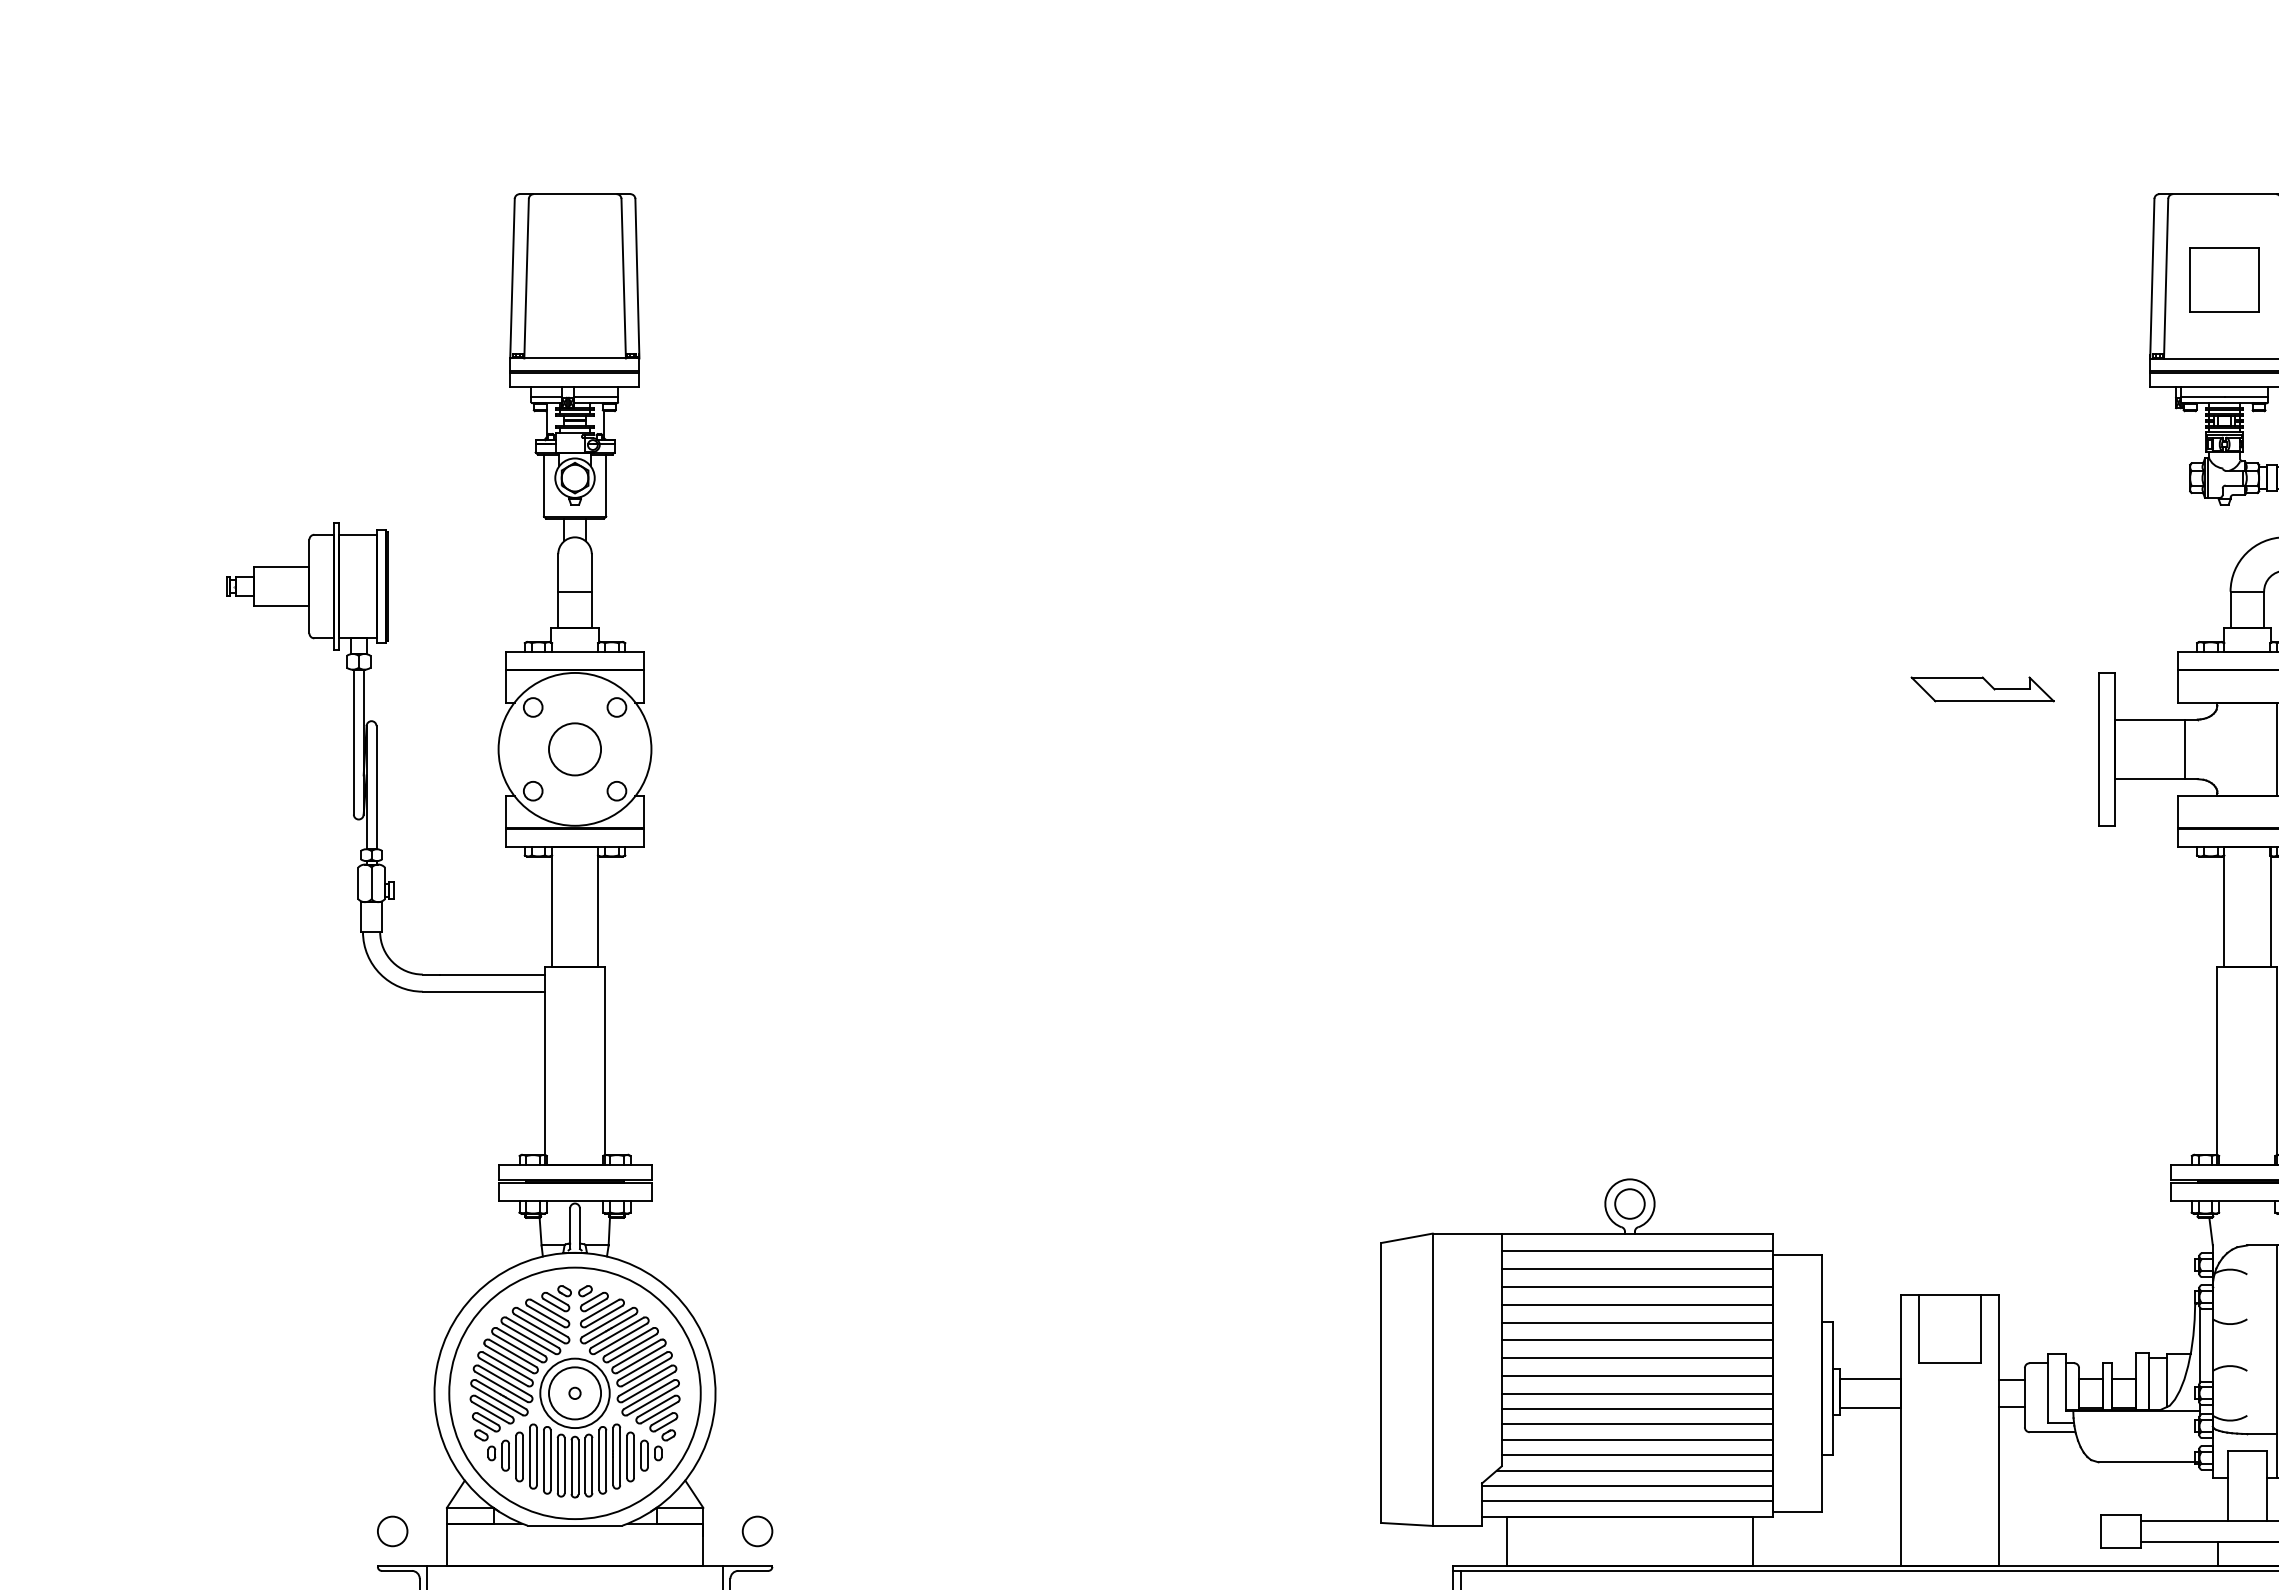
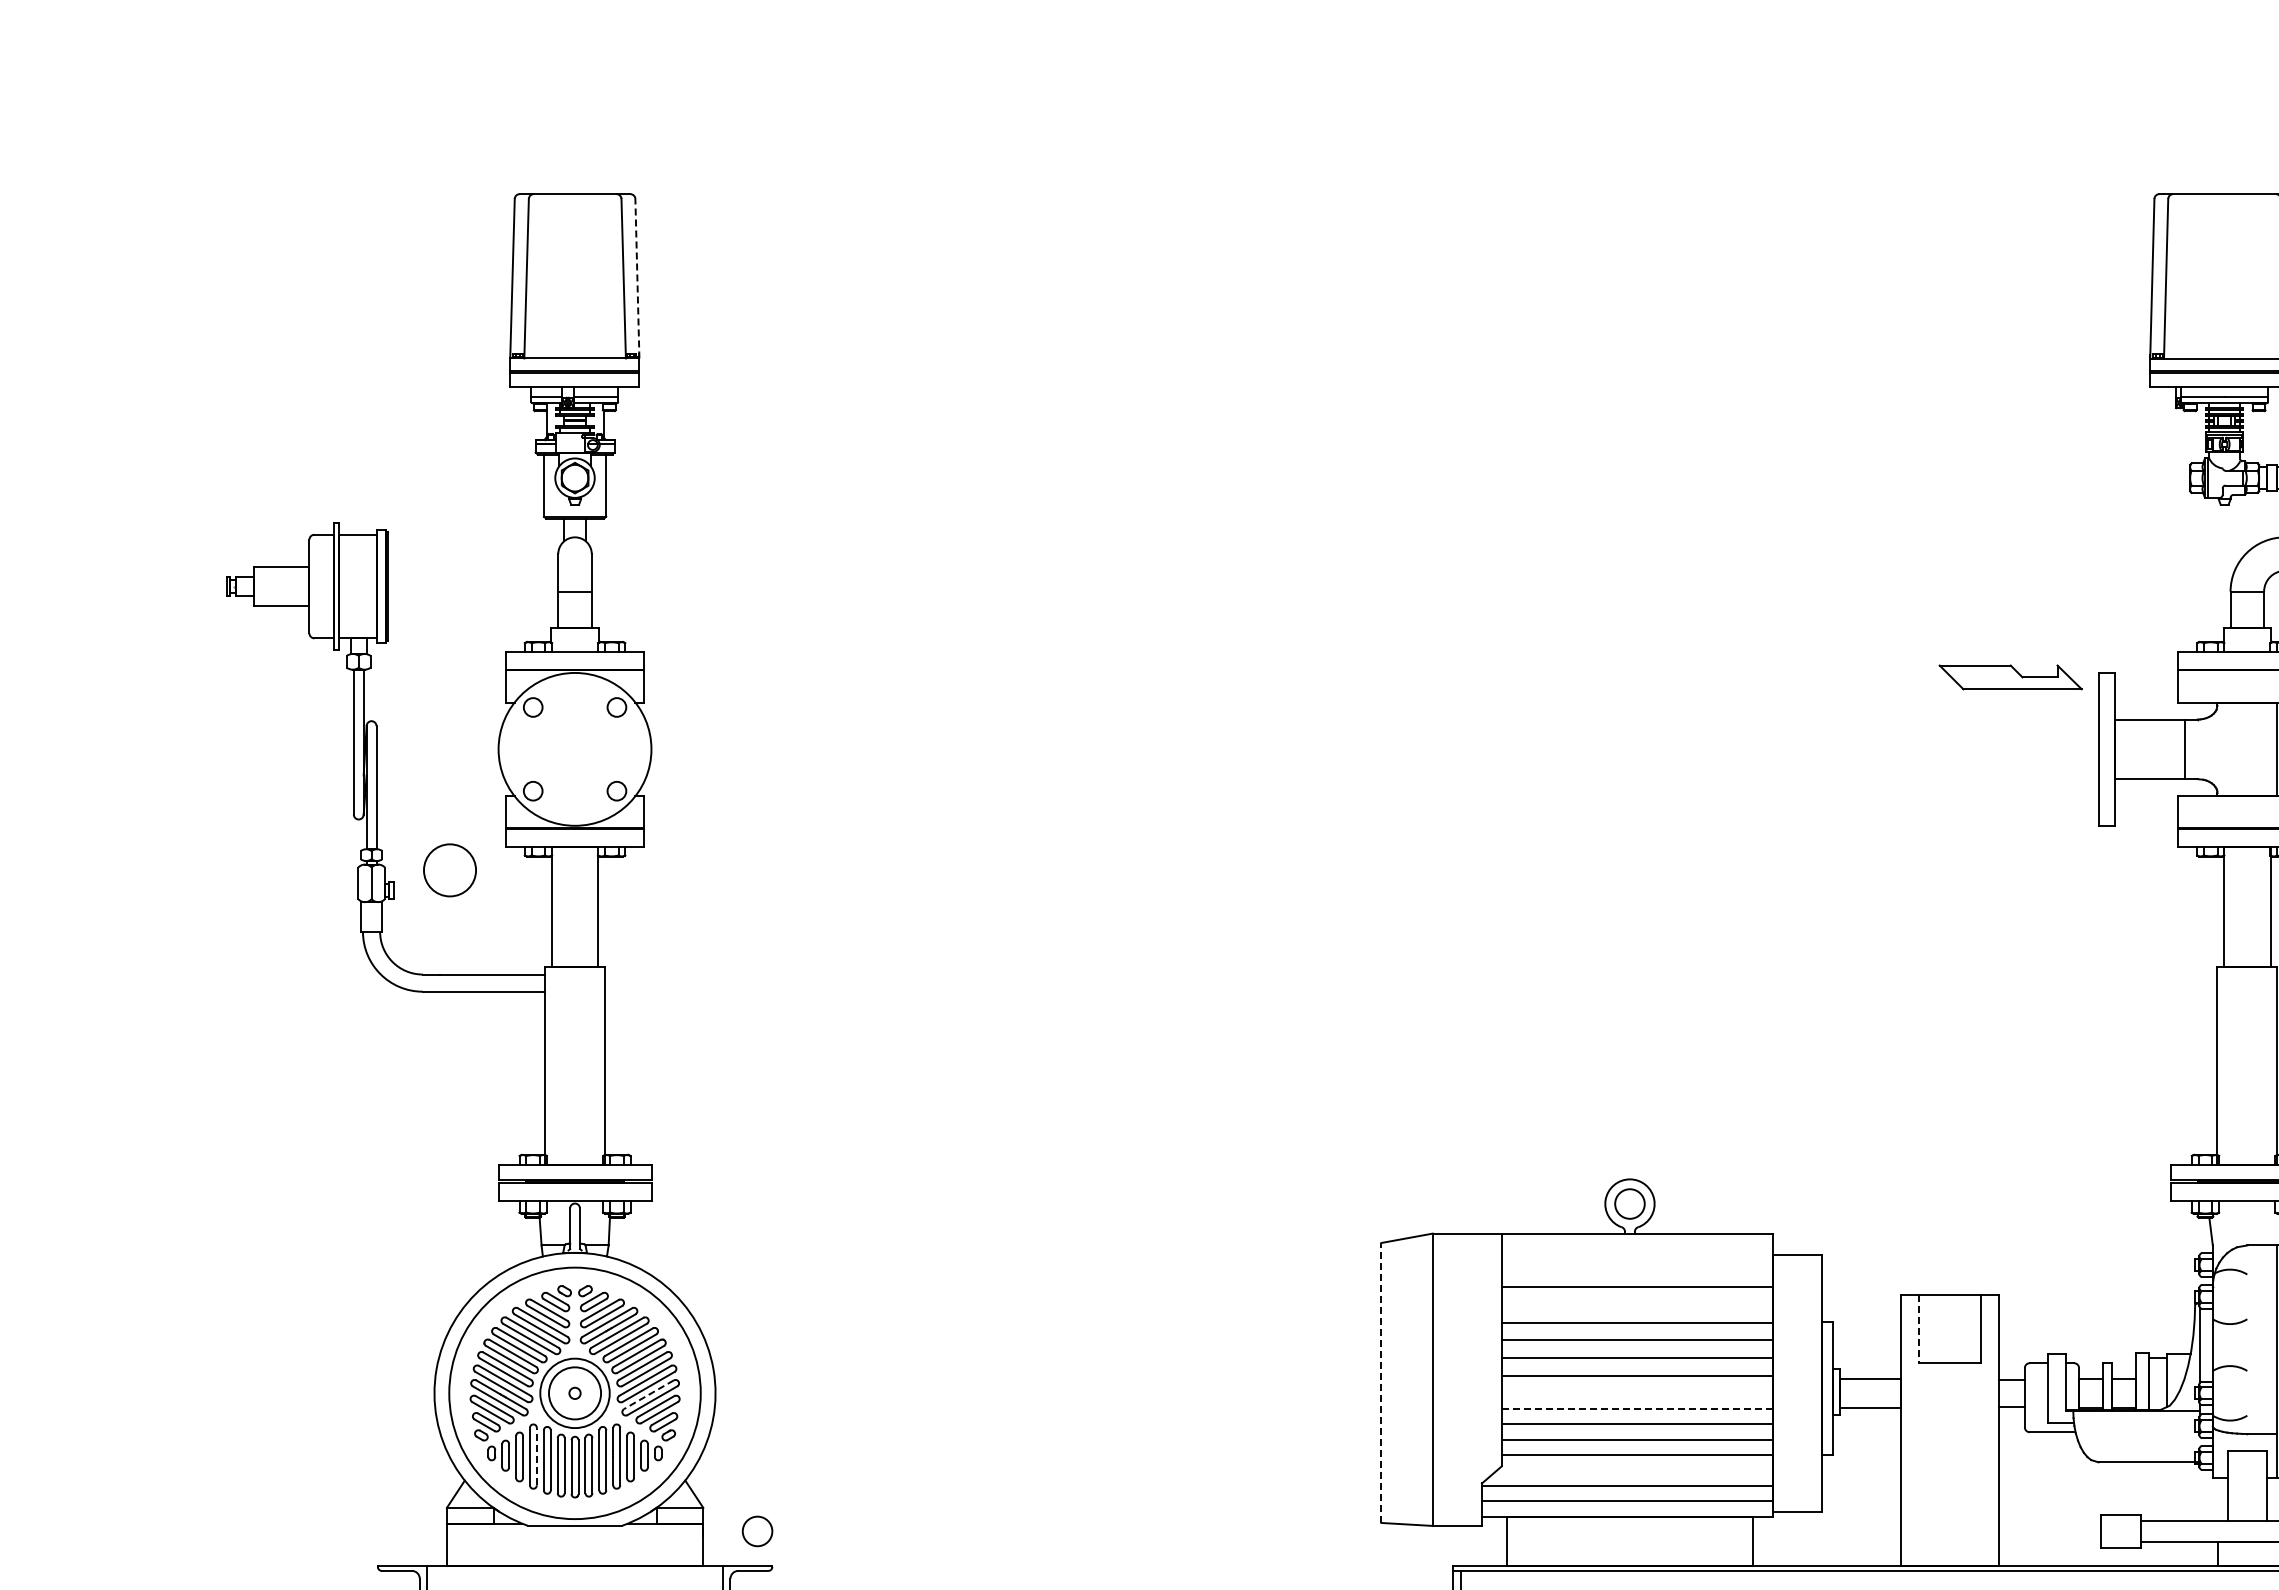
line: solid -> dashed (637, 278)
part: present -> none (2224, 279)
part position: (1982, 689) -> (2010, 677) (2010, 677)
circle position: (574, 749) -> (449, 870) (449, 870)
line: present -> none (1636, 1251)
line: present -> none (1636, 1269)
line: present -> none (1636, 1304)
line: solid -> dashed (1918, 1328)
line: solid -> dashed (1381, 1382)
line: present -> none (1636, 1393)
line: solid -> dashed (648, 1394)
line: solid -> dashed (1637, 1409)
line: solid -> dashed (536, 1456)
line: present -> none (1634, 1470)
circle: present -> none (392, 1531)
